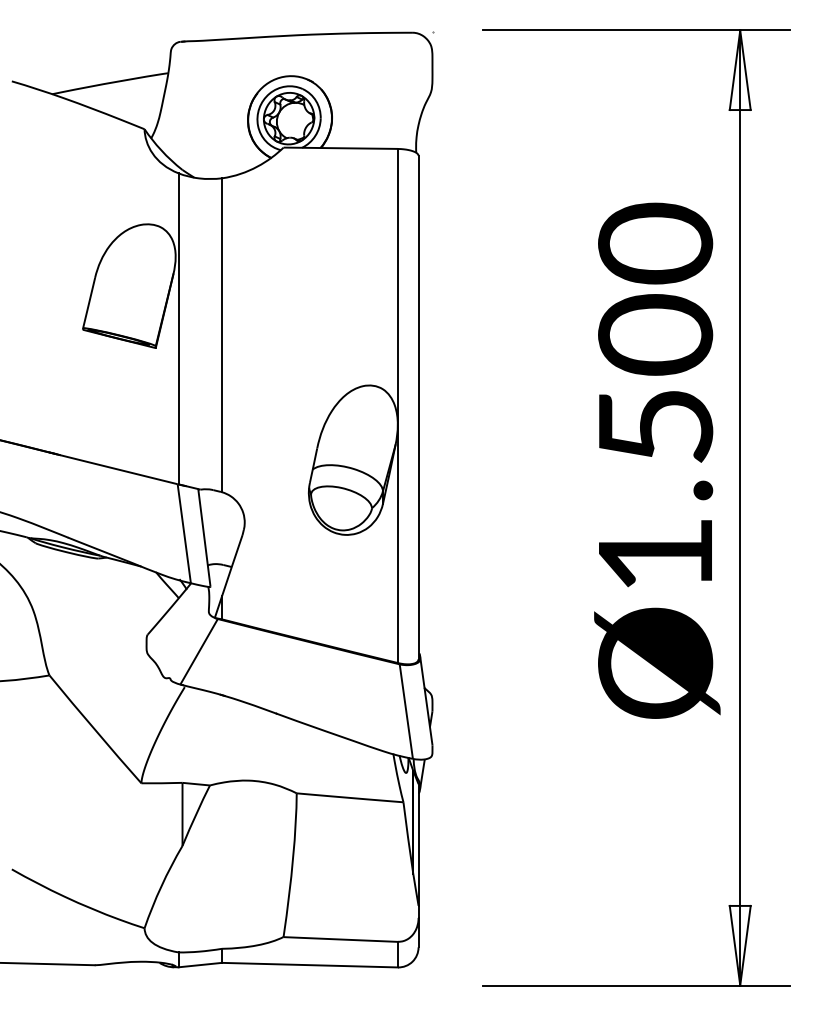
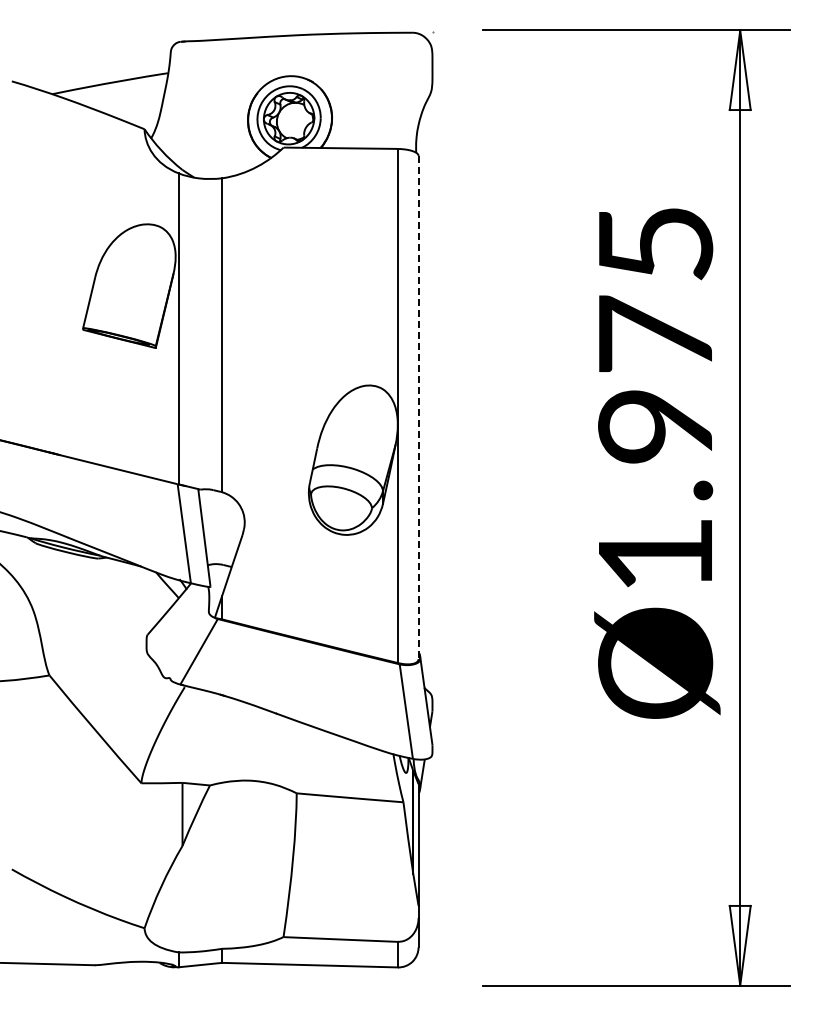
text: Ø1.500 -> Ø1.975 (655, 332)
line: solid -> dashed (418, 407)
